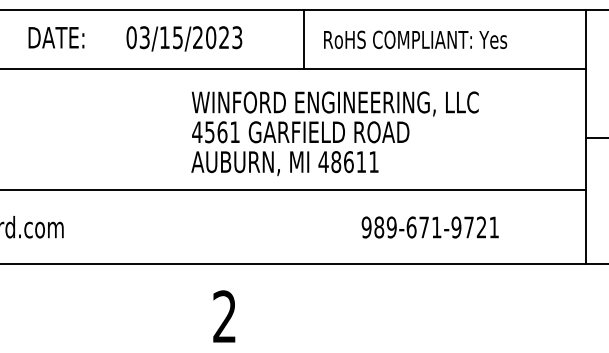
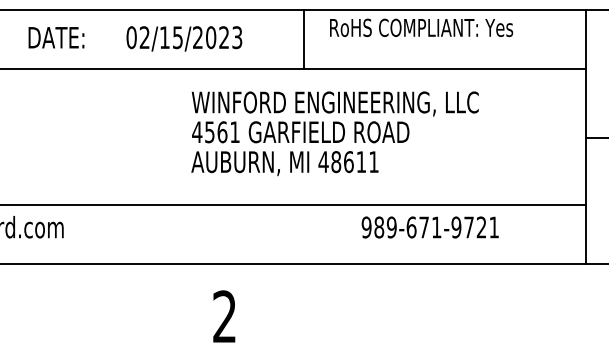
text: 03/15/2023 -> 02/15/2023 (144, 37)
text position: (415, 39) -> (421, 27) (421, 27)
line position: (293, 189) -> (293, 204) (293, 204)
